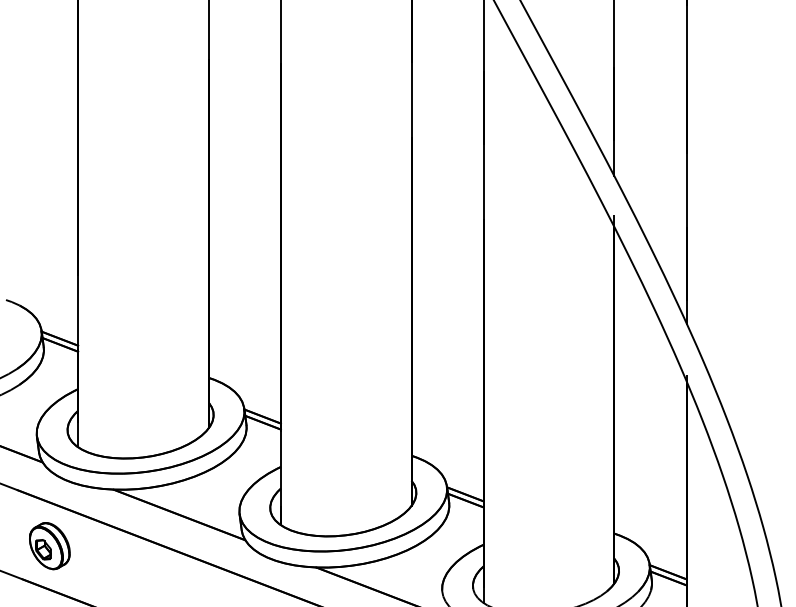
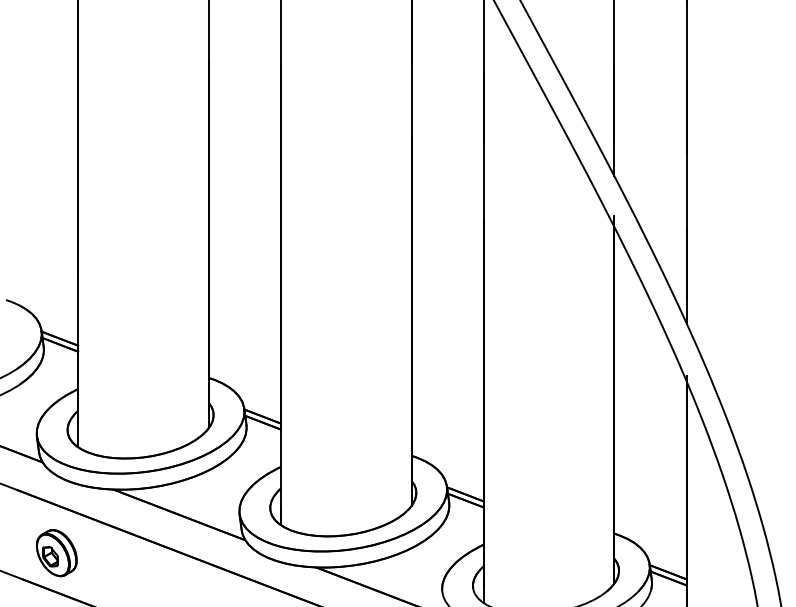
part position: (49, 546) -> (56, 553) (56, 553)
